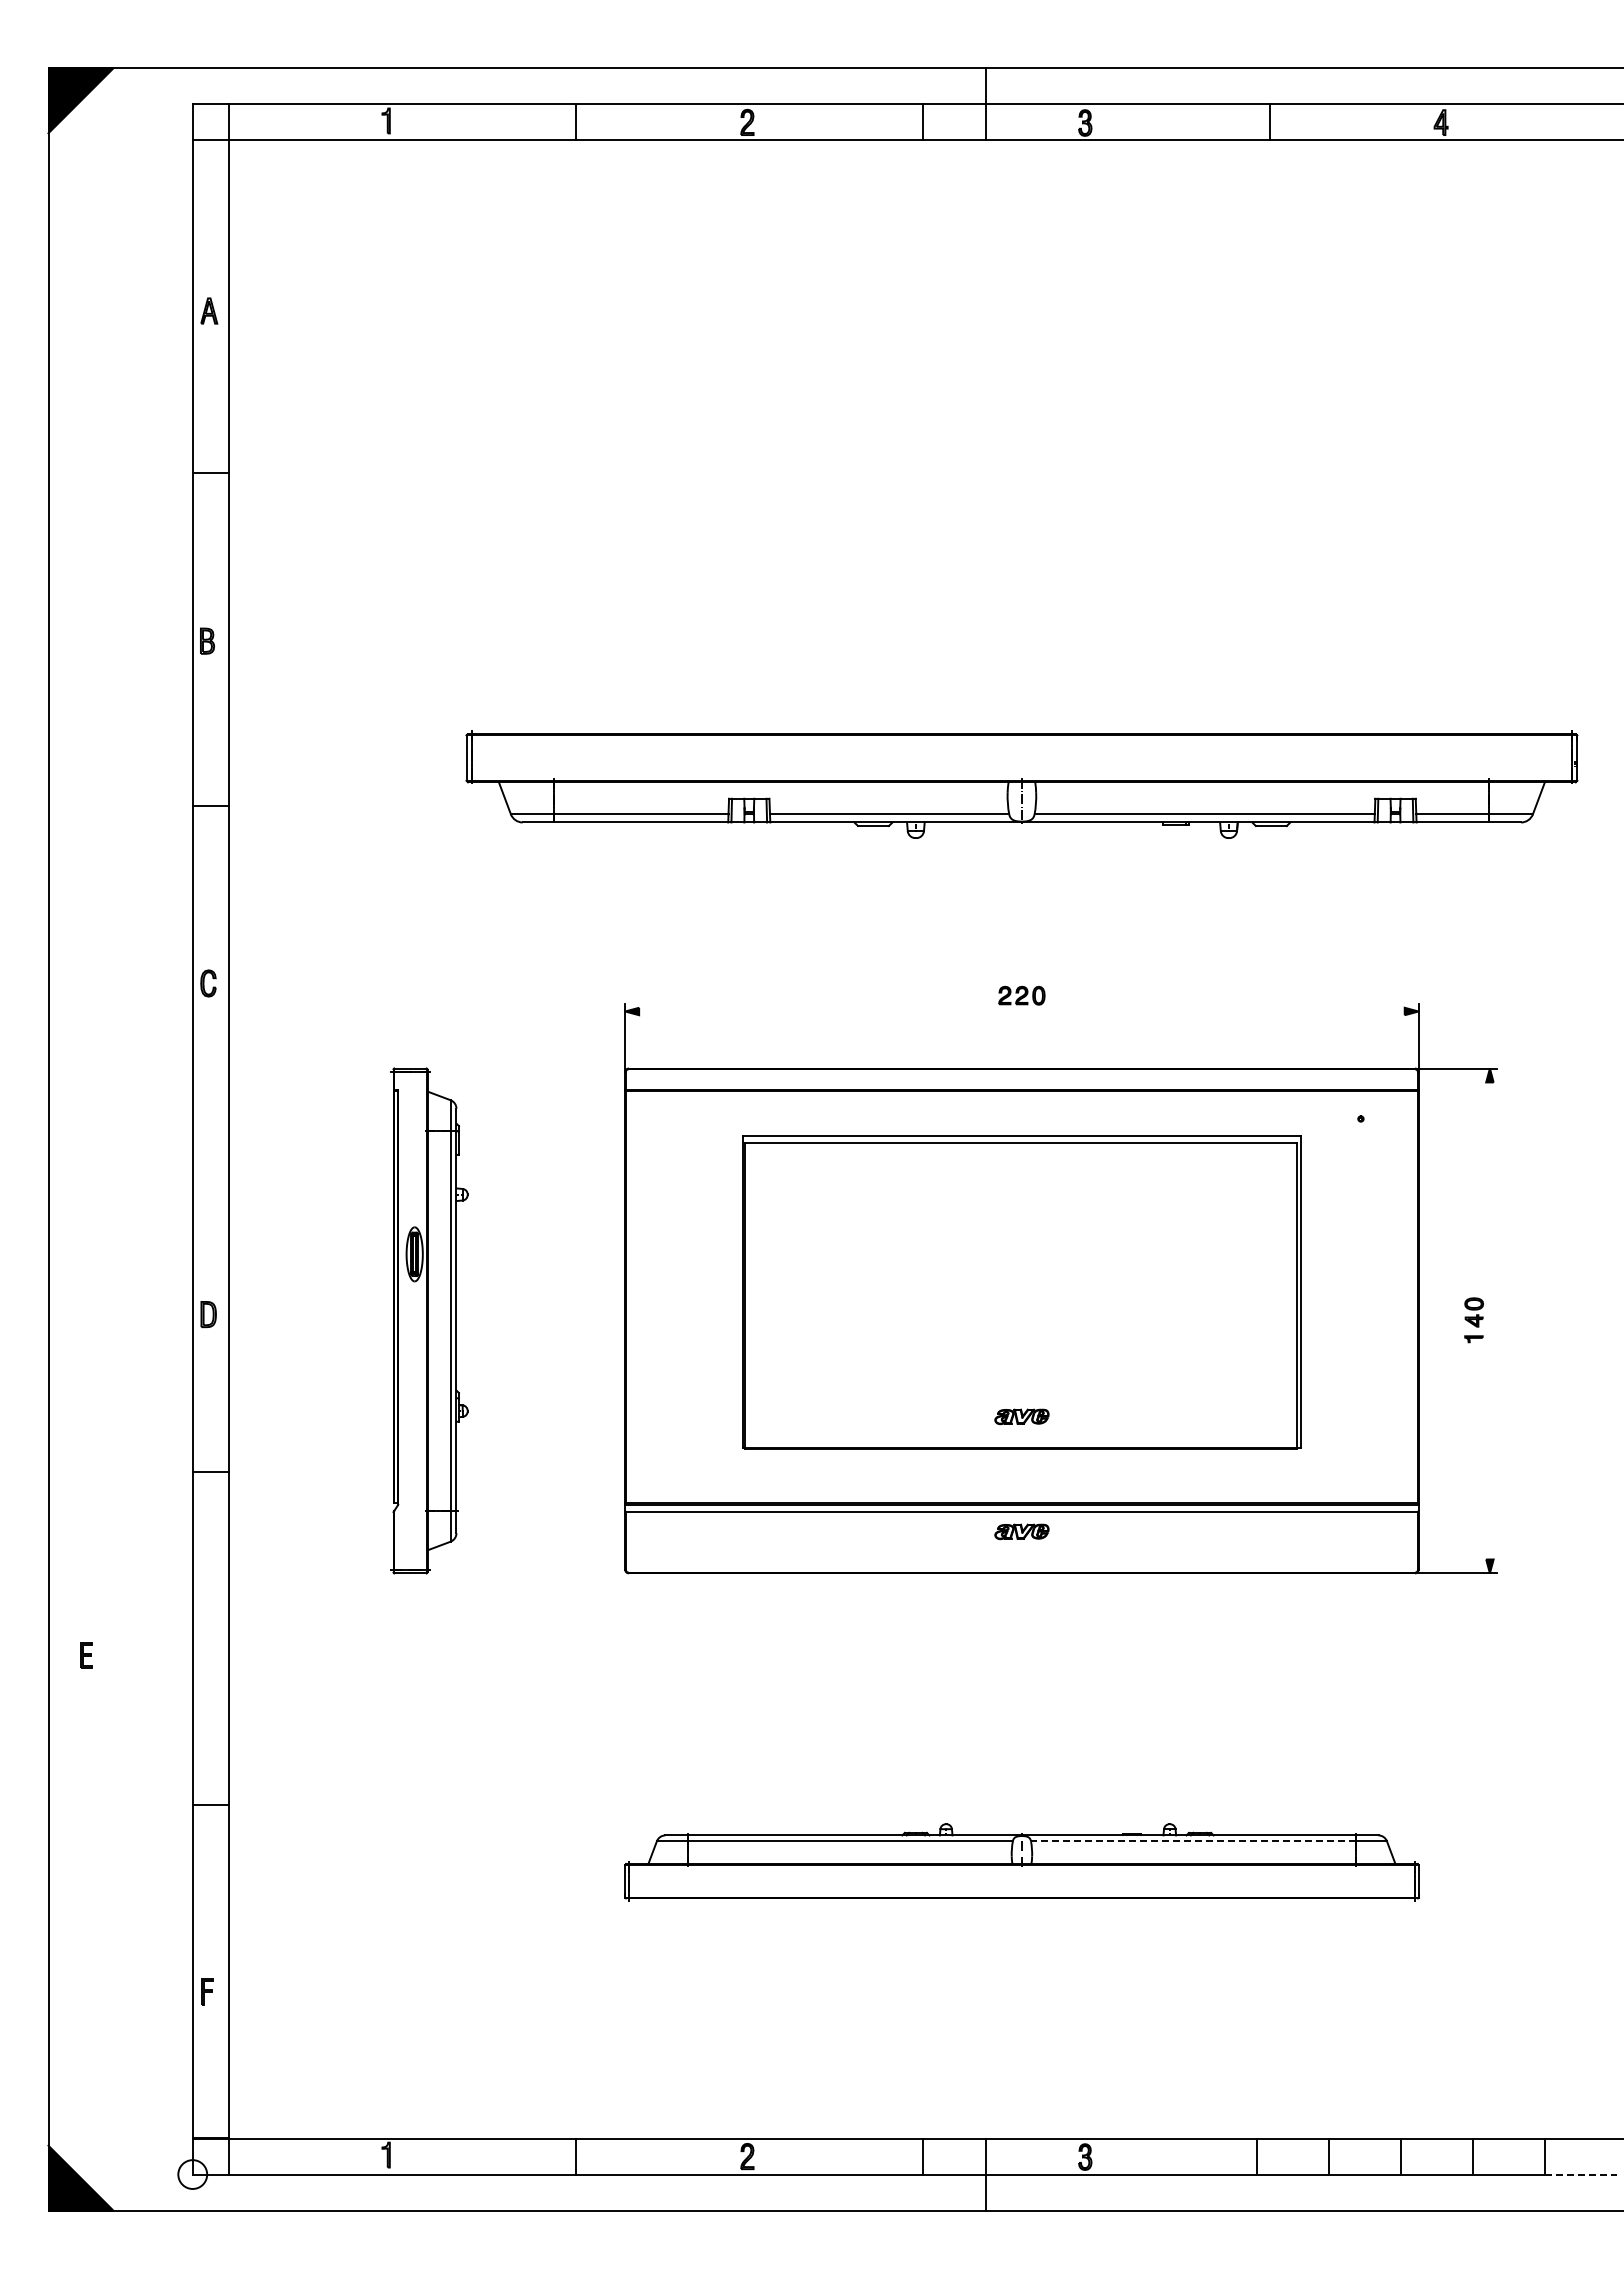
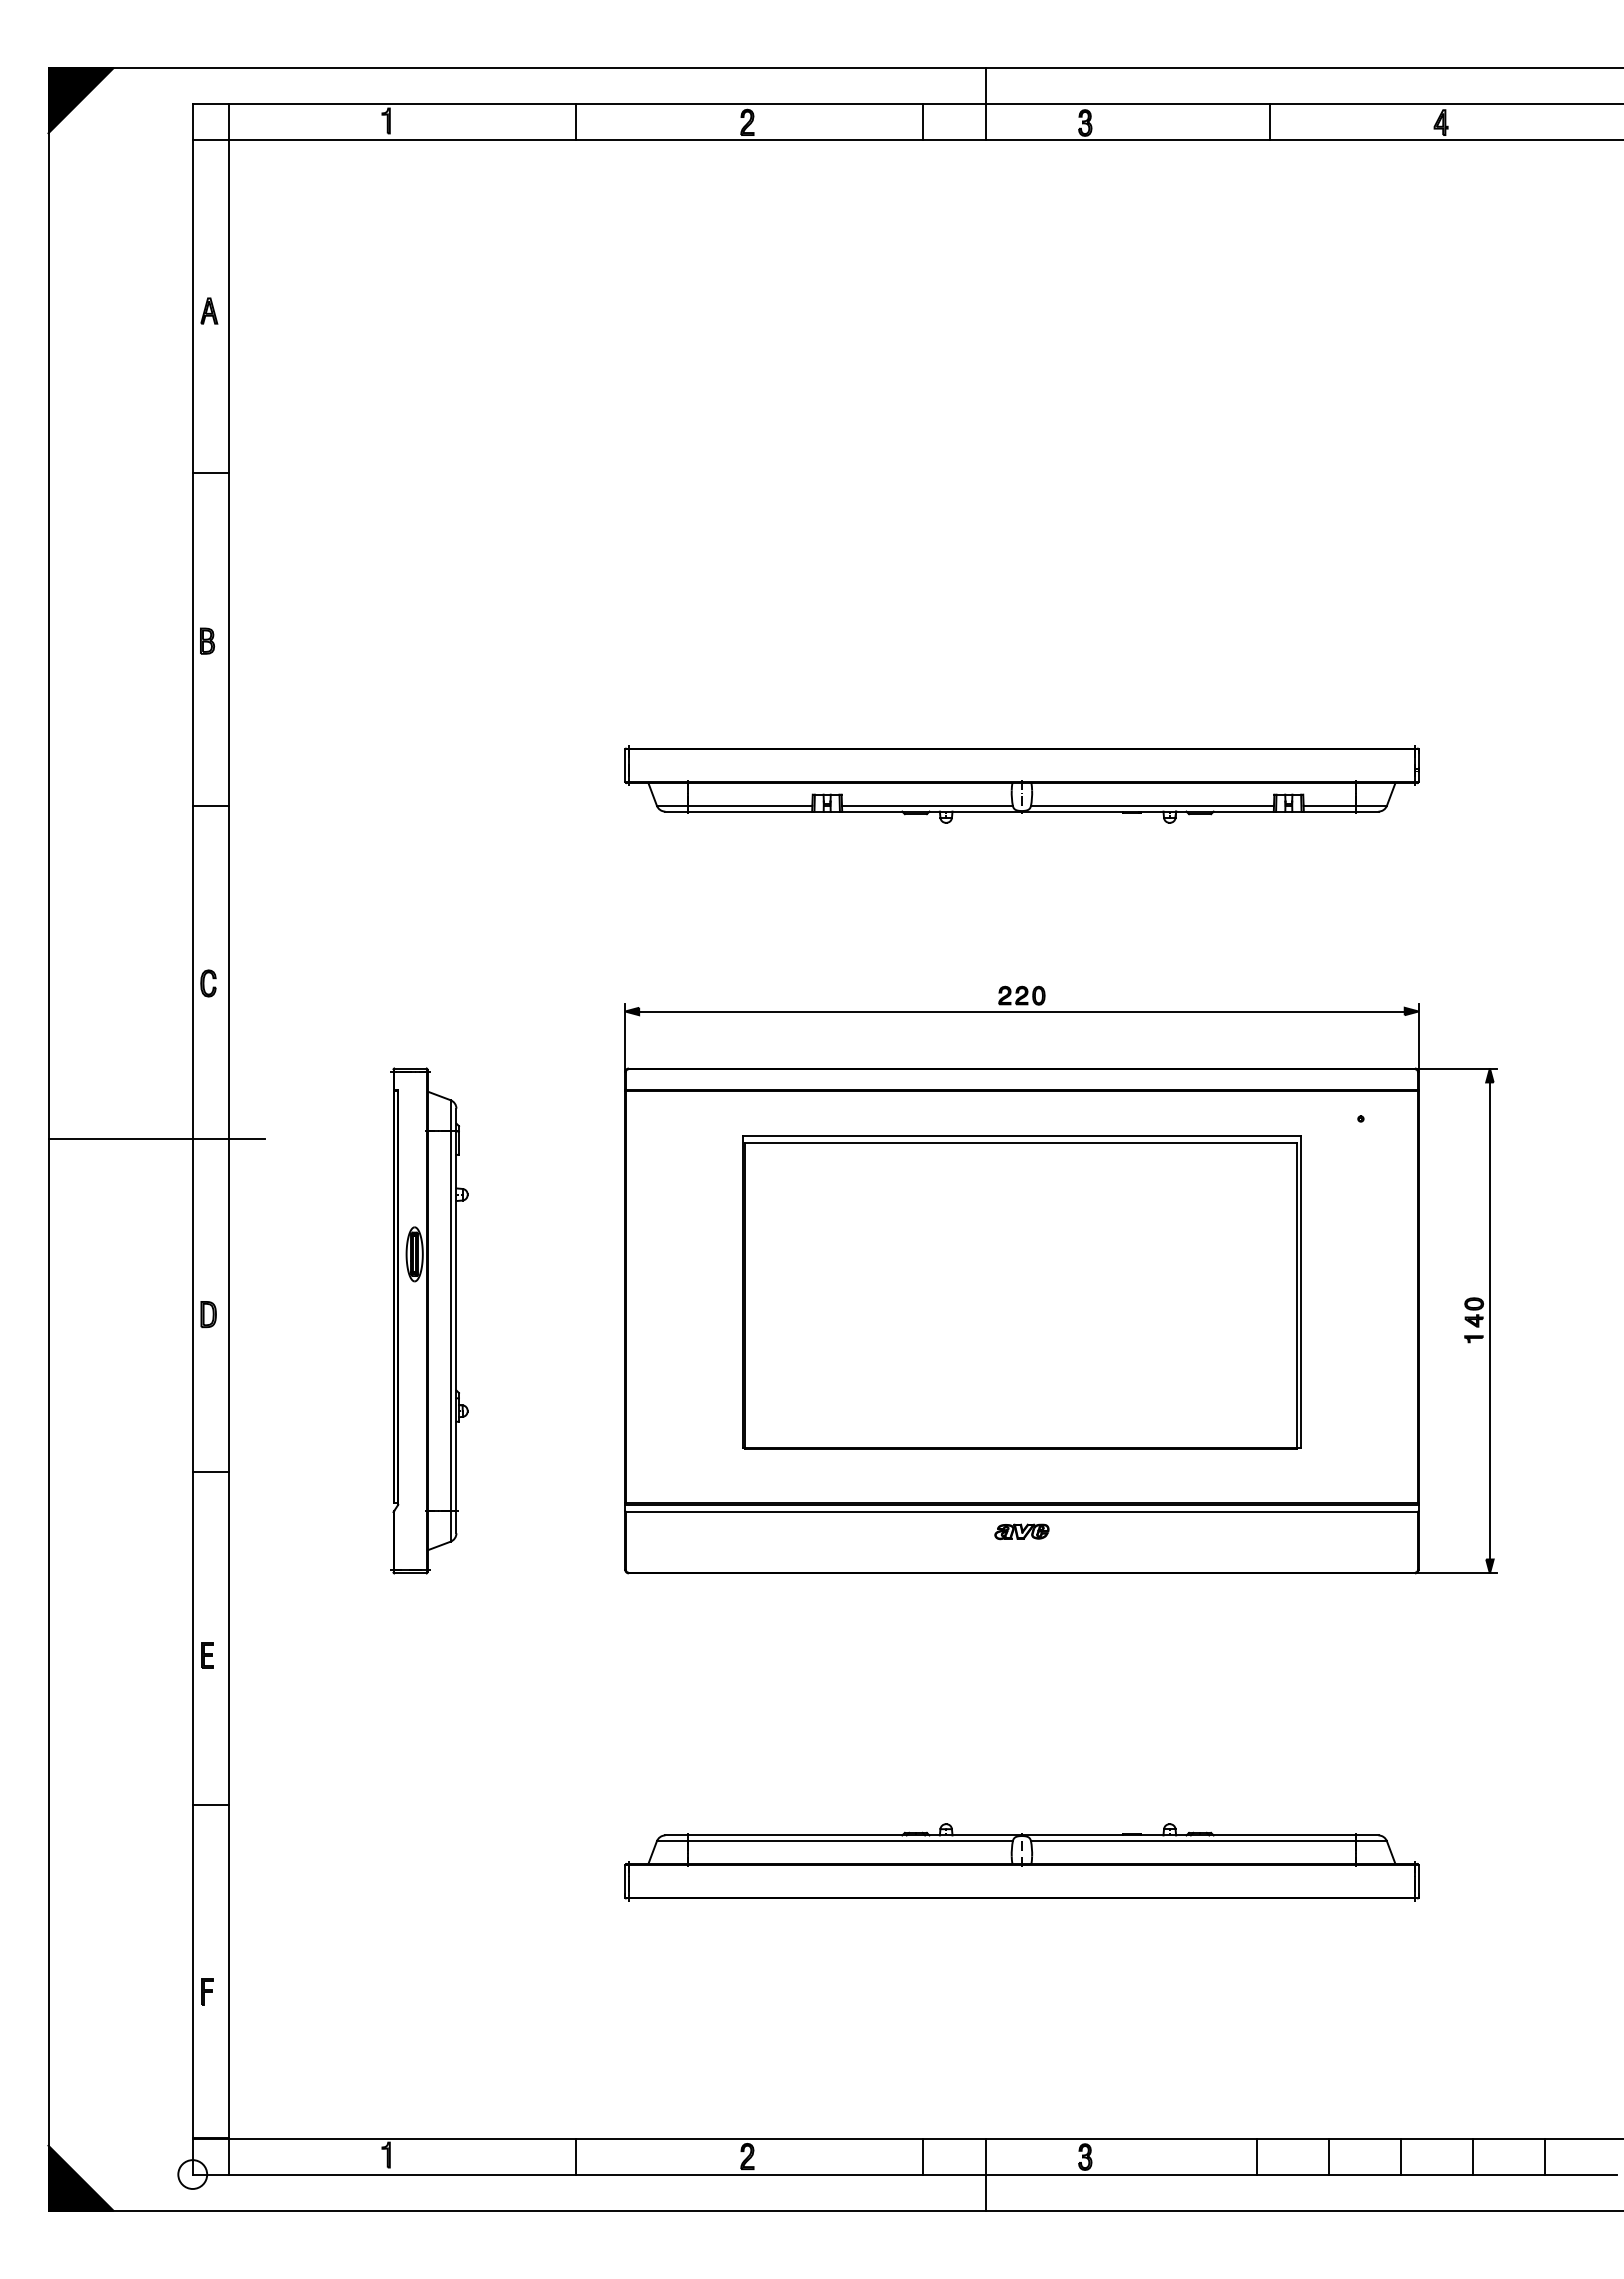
part size: 1114x109 px -> 796x79 px (1021, 784)
line: none -> present (1021, 1011)
line: none -> present (156, 1139)
line: none -> present (1489, 1320)
part: present -> none (1021, 1416)
part position: (86, 1655) -> (207, 1655) (207, 1655)
line: dashed -> solid (1192, 1841)
line: dashed -> solid (1581, 2174)
